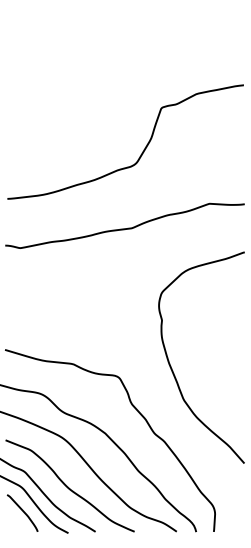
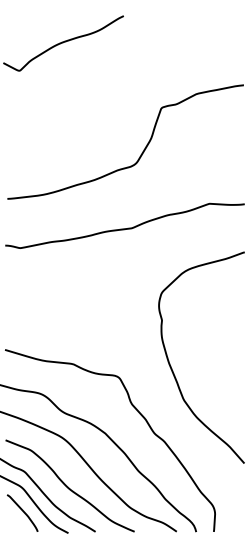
curve: none -> present (63, 43)
